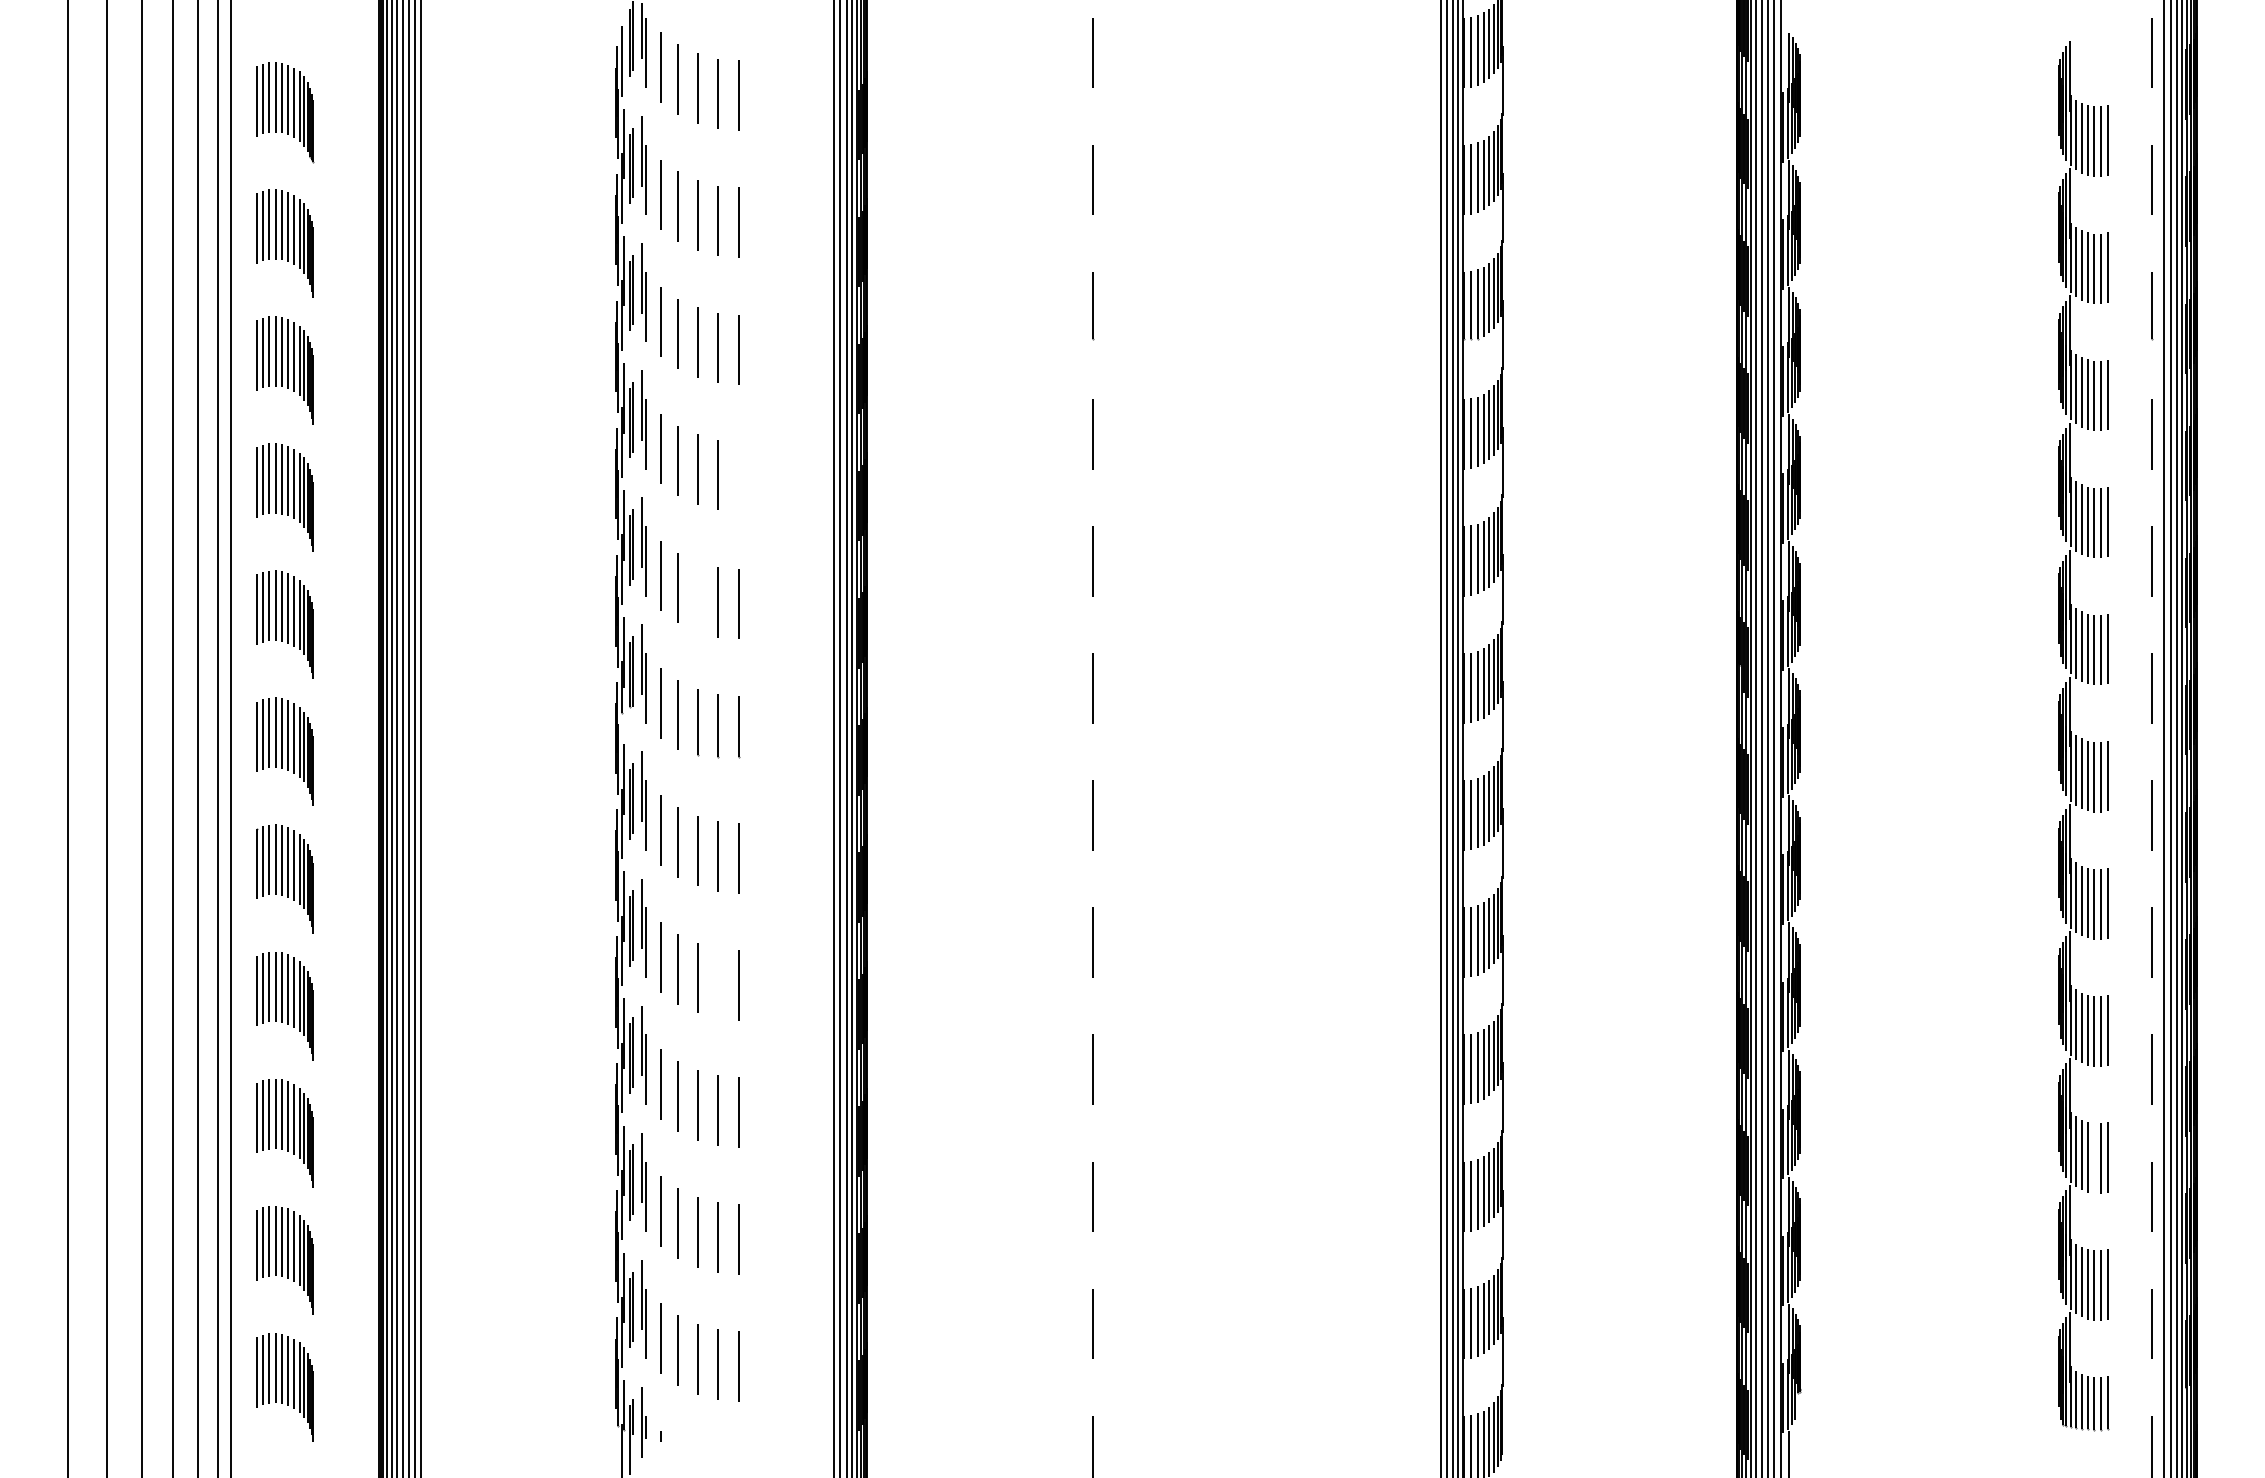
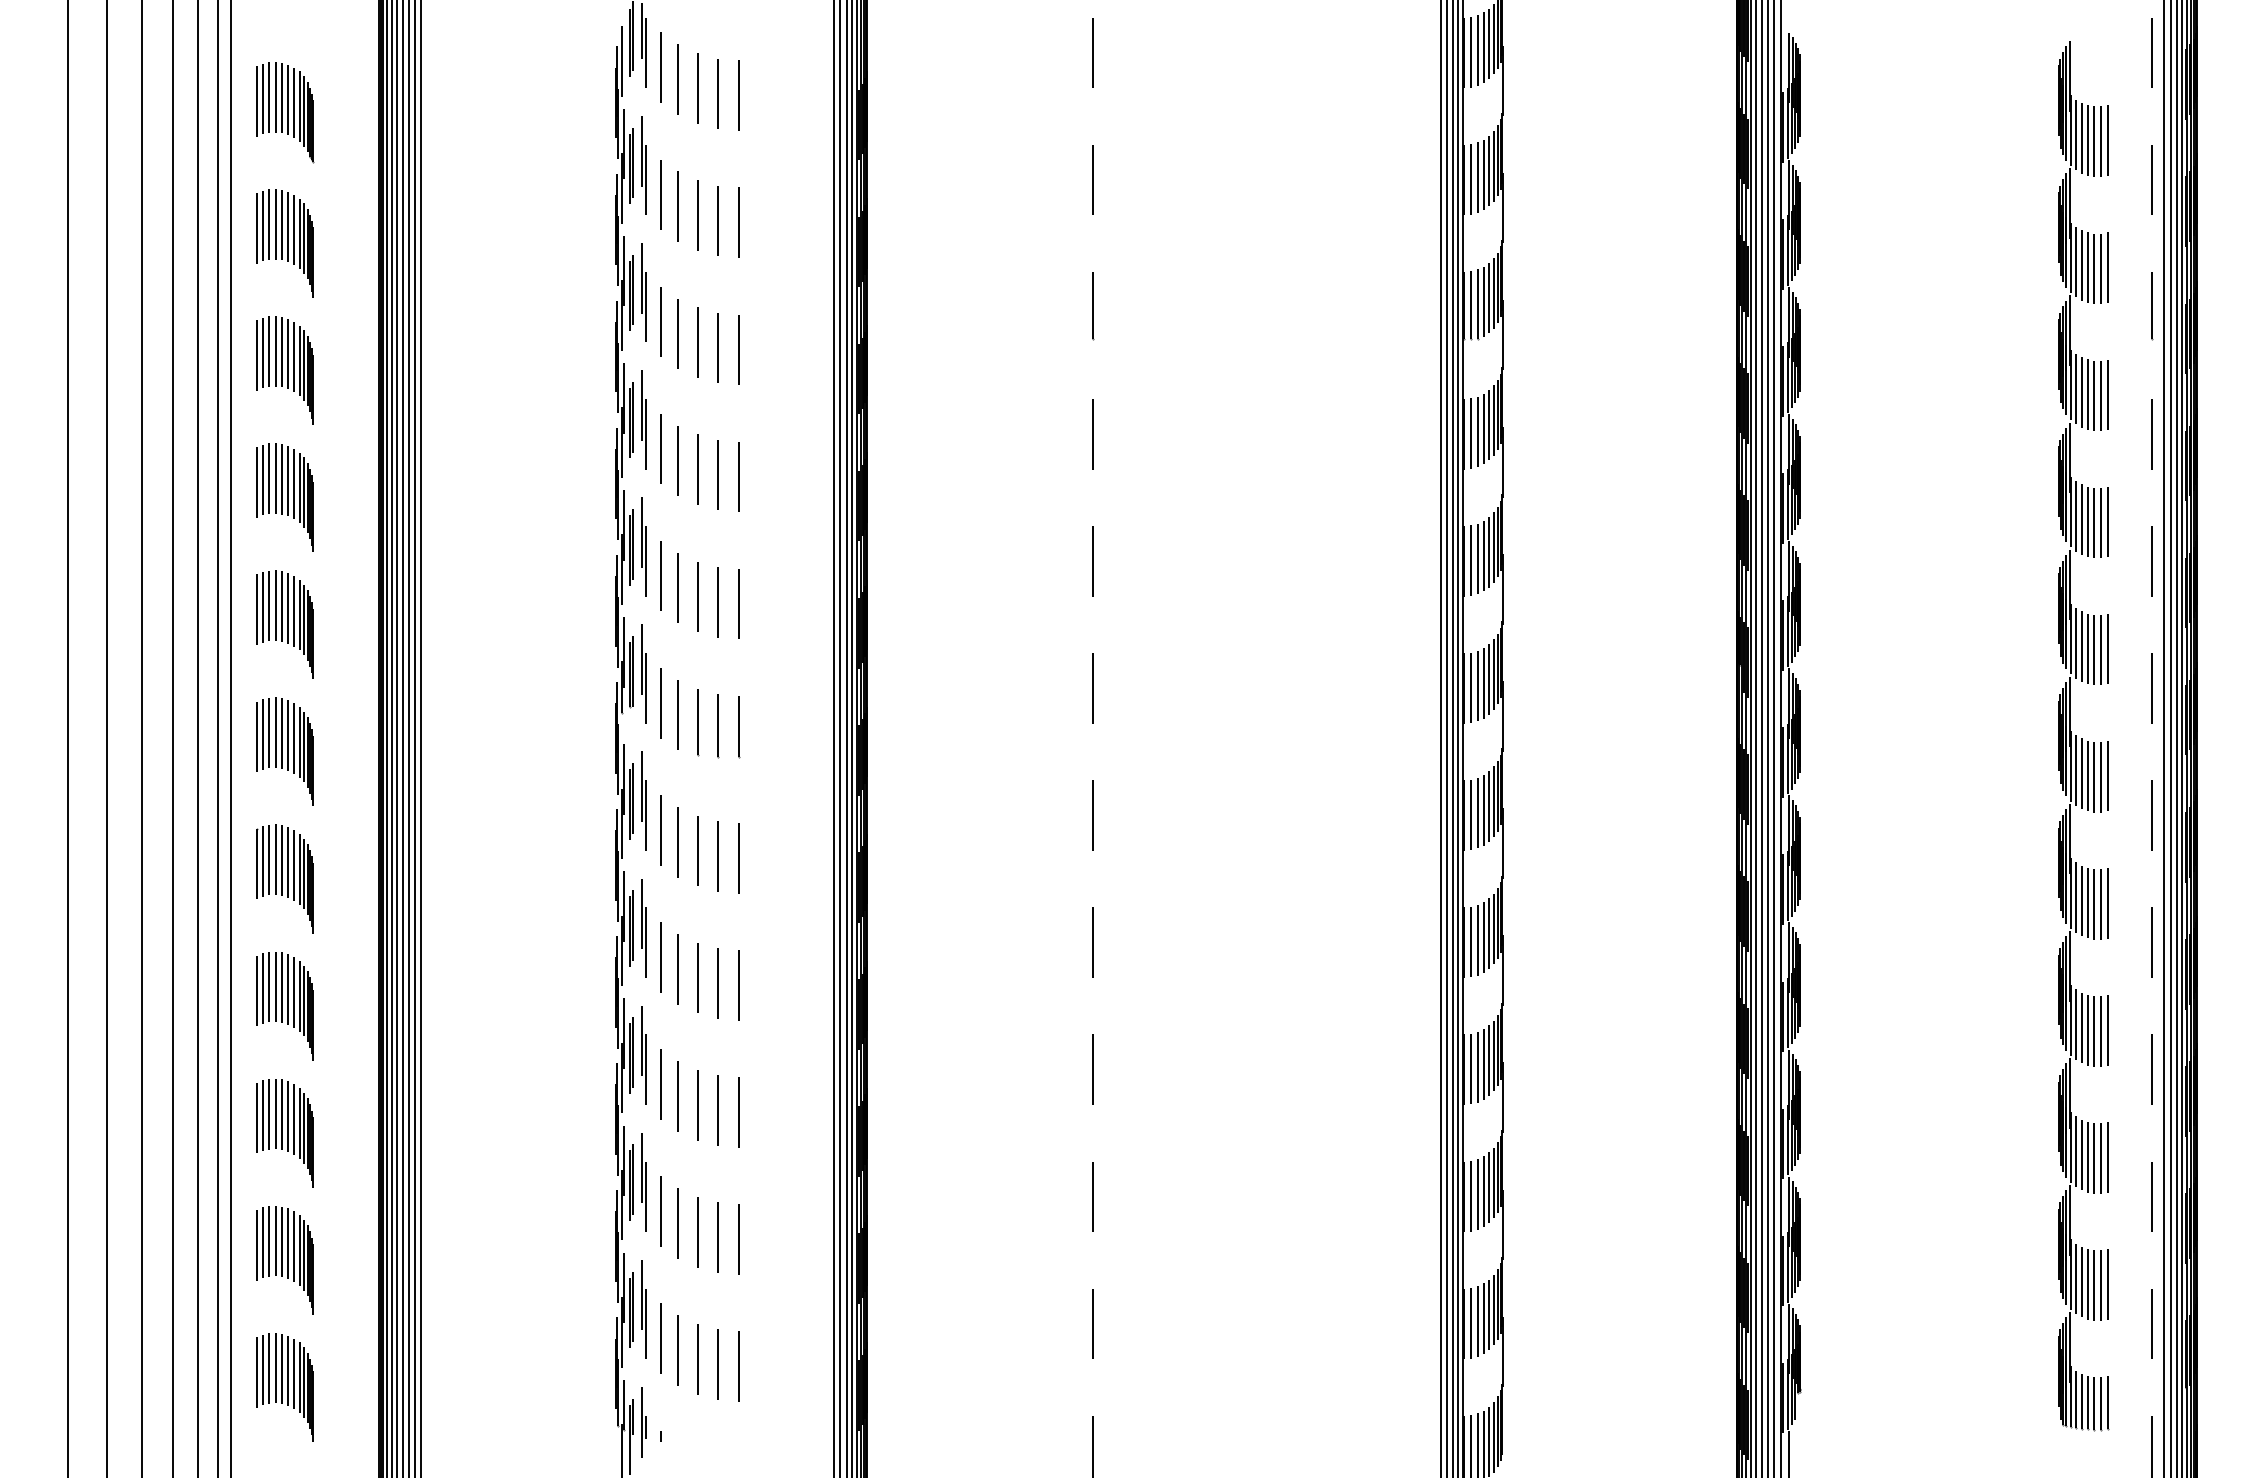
line: none -> present (738, 476)
line: none -> present (697, 596)
line: none -> present (717, 983)
line: none -> present (2094, 1158)
